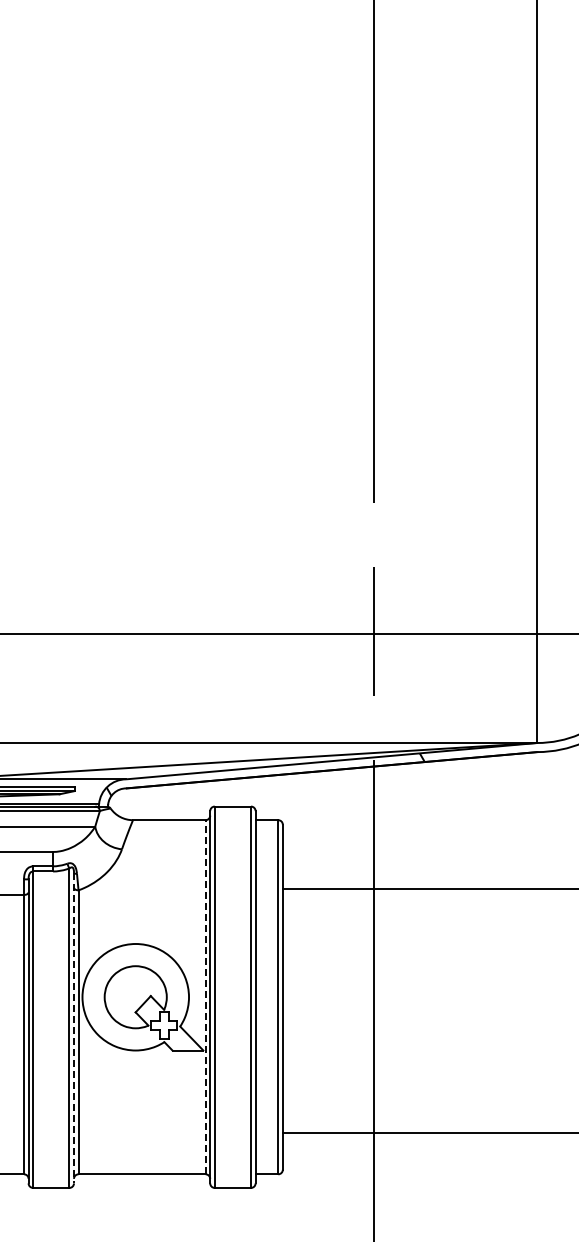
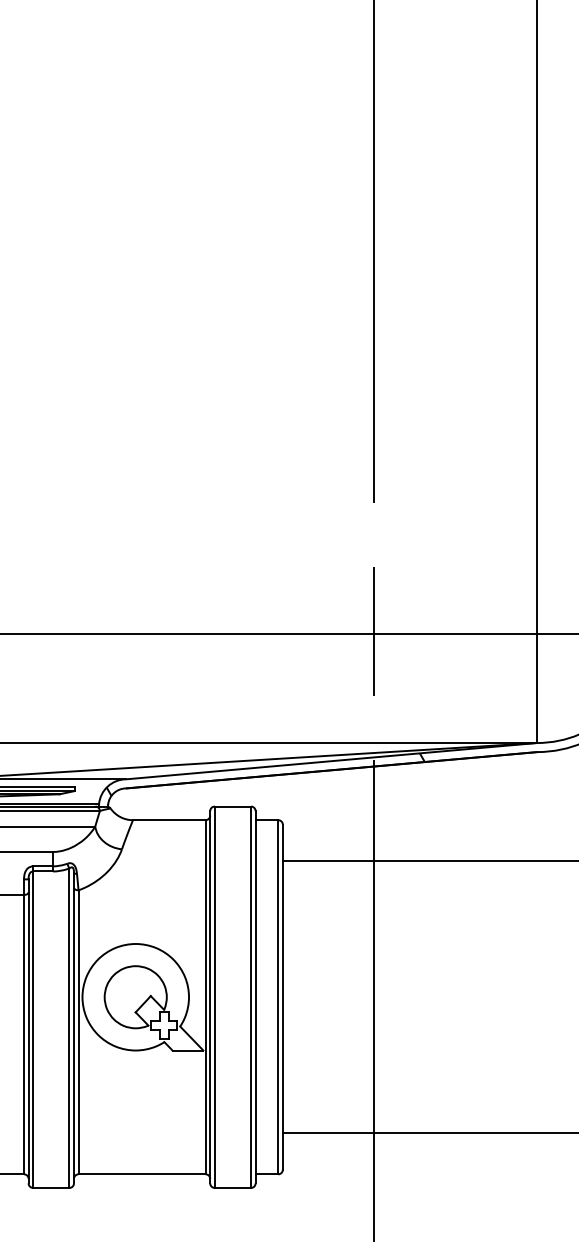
line position: (428, 889) -> (428, 861) (428, 861)
line: dashed -> solid (205, 996)
line: dashed -> solid (74, 1028)
